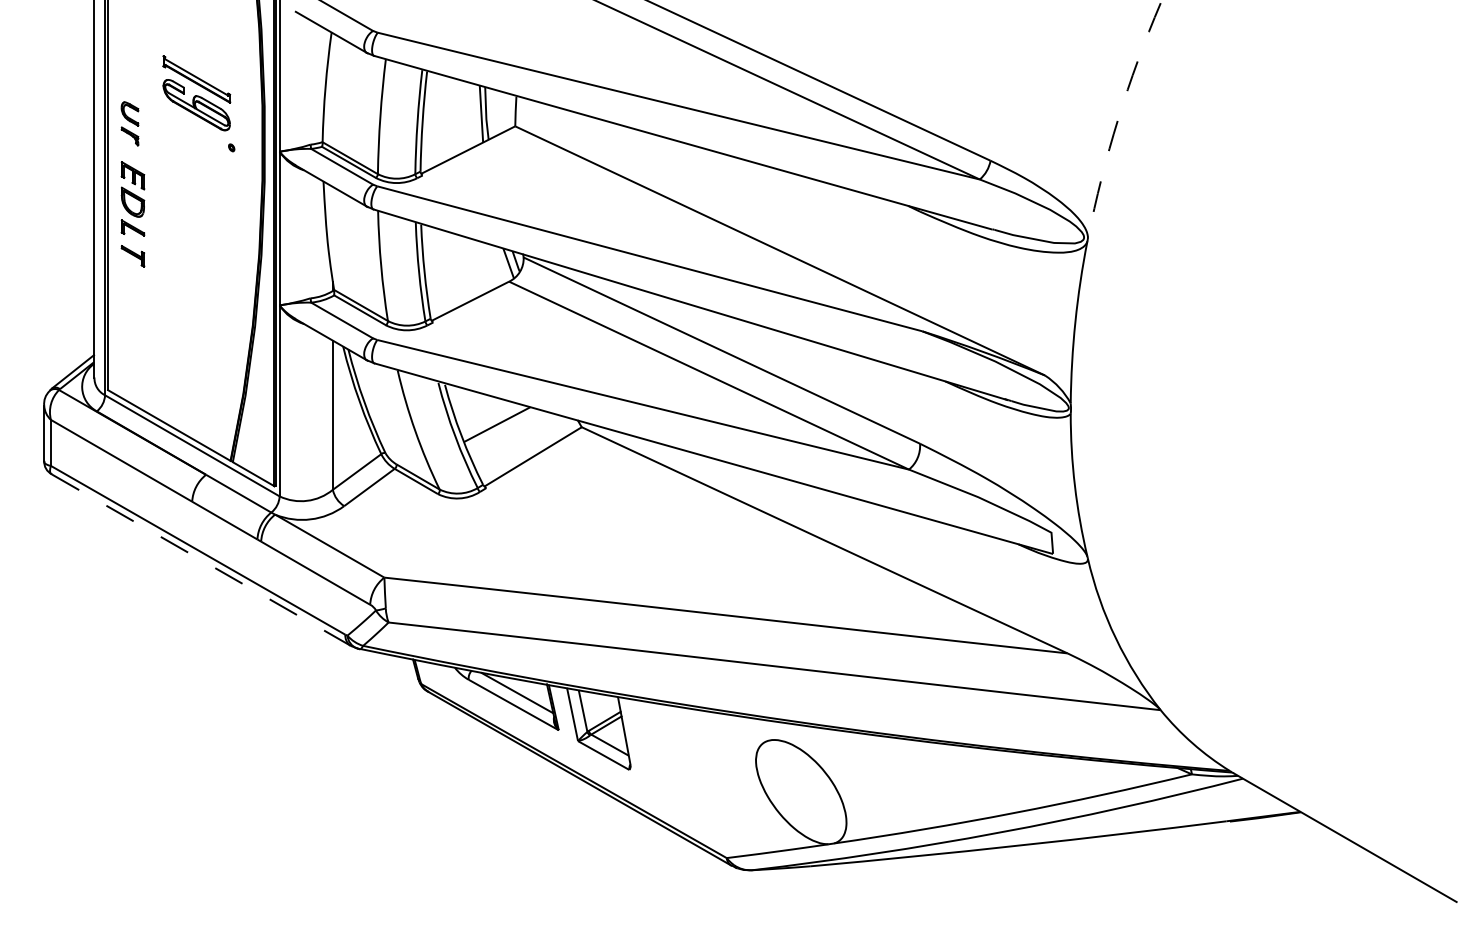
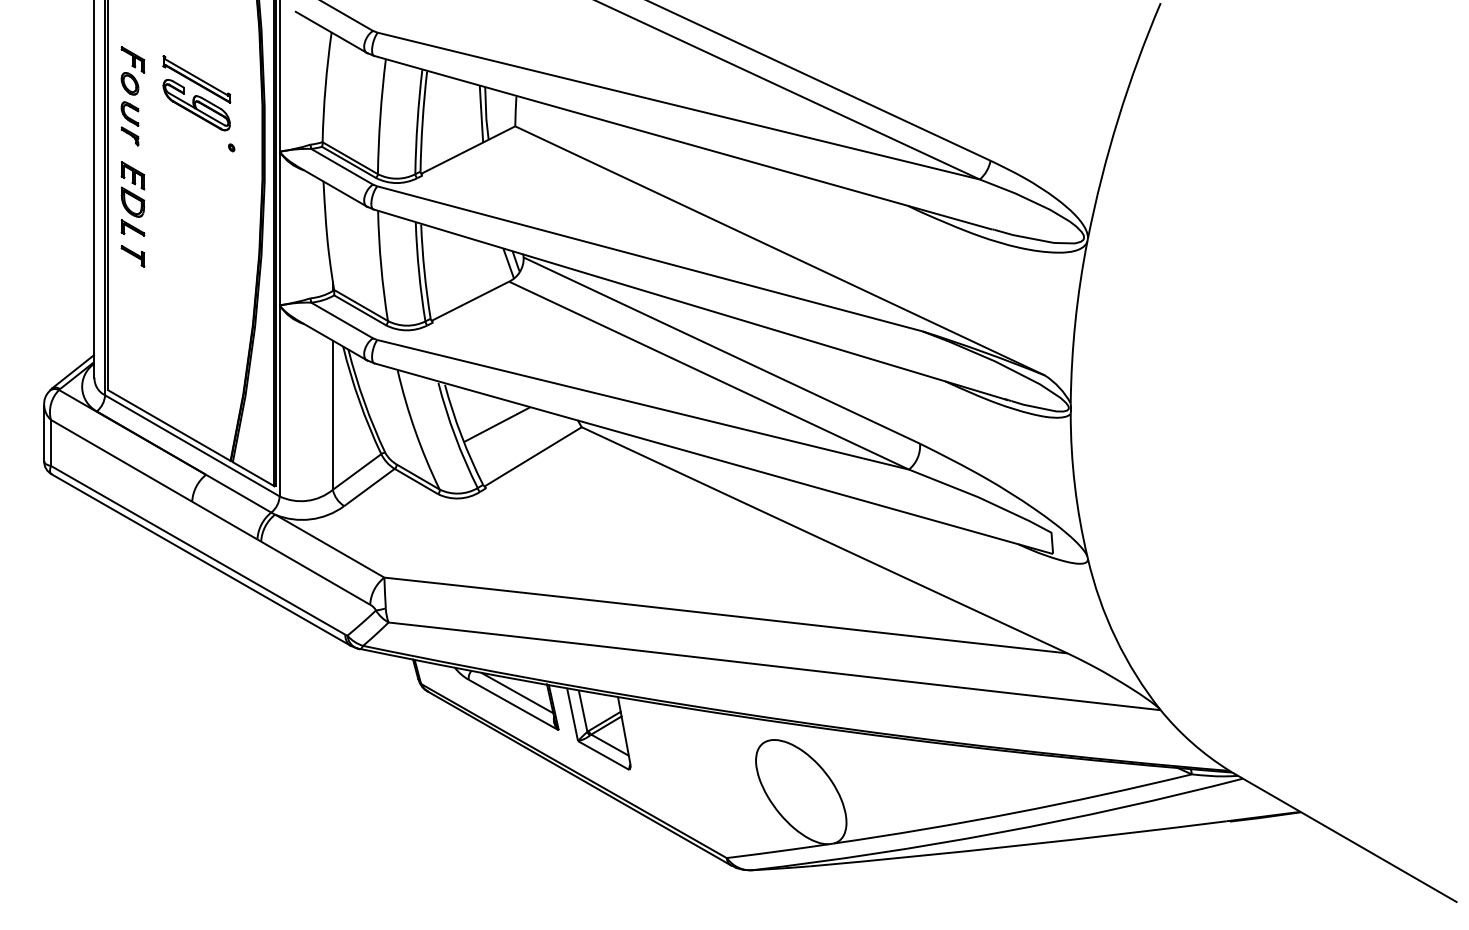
part: none -> present (132, 70)
arc: dashed -> solid (1118, 119)
line: dashed -> solid (201, 560)
